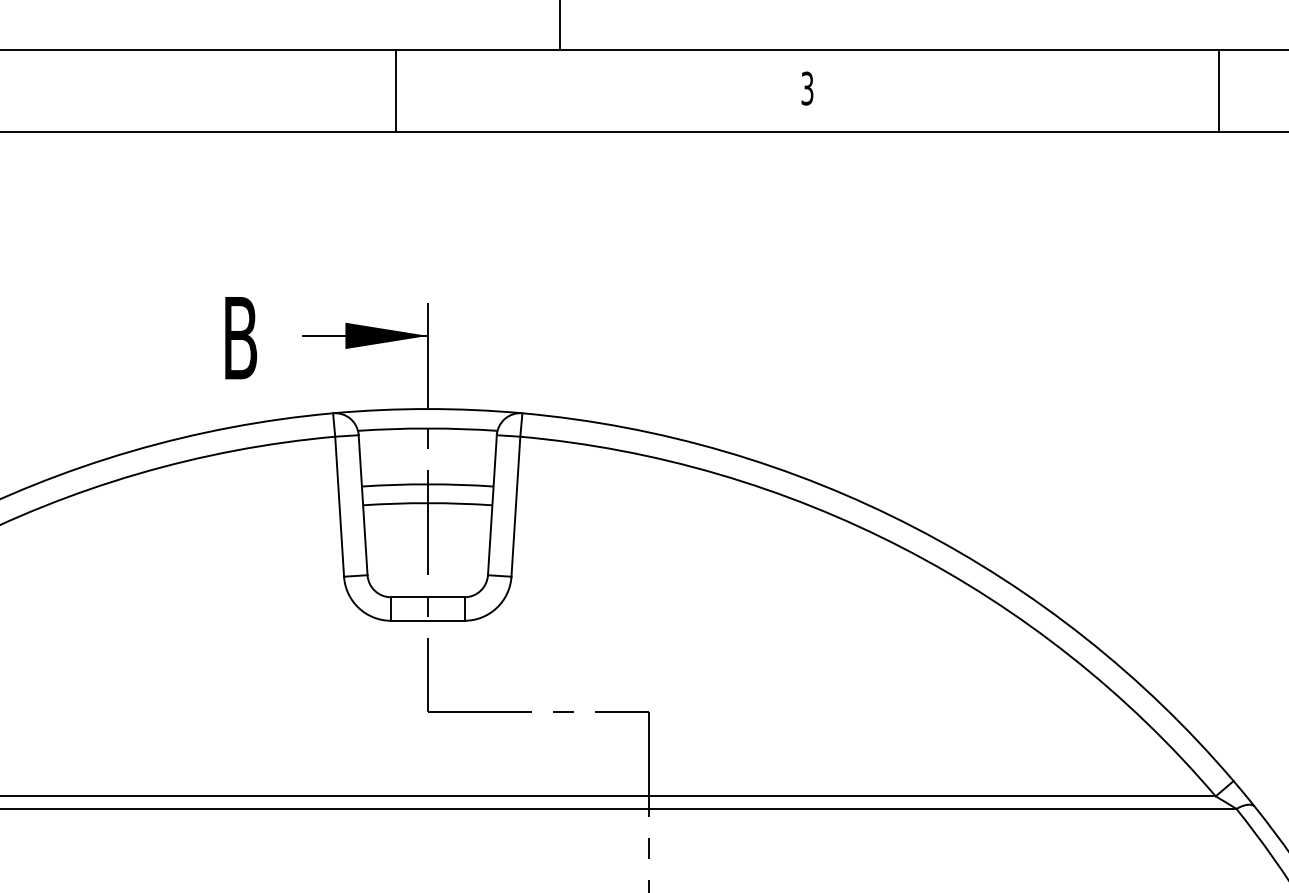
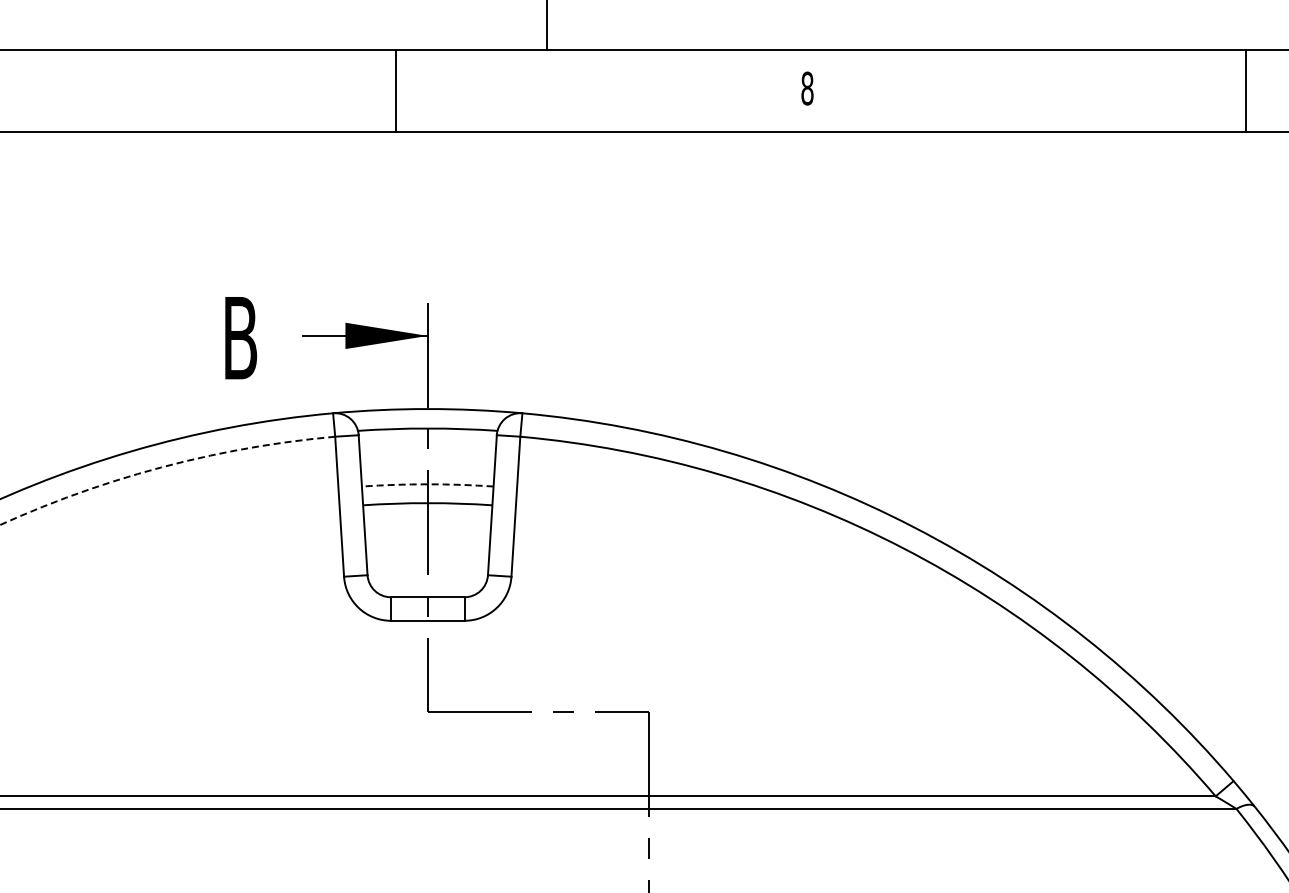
line position: (560, 25) -> (547, 25) (547, 25)
text: 3 -> 8 (807, 88)
line position: (1219, 90) -> (1246, 90) (1246, 90)
arc: solid -> dashed (164, 466)
arc: solid -> dashed (427, 484)
